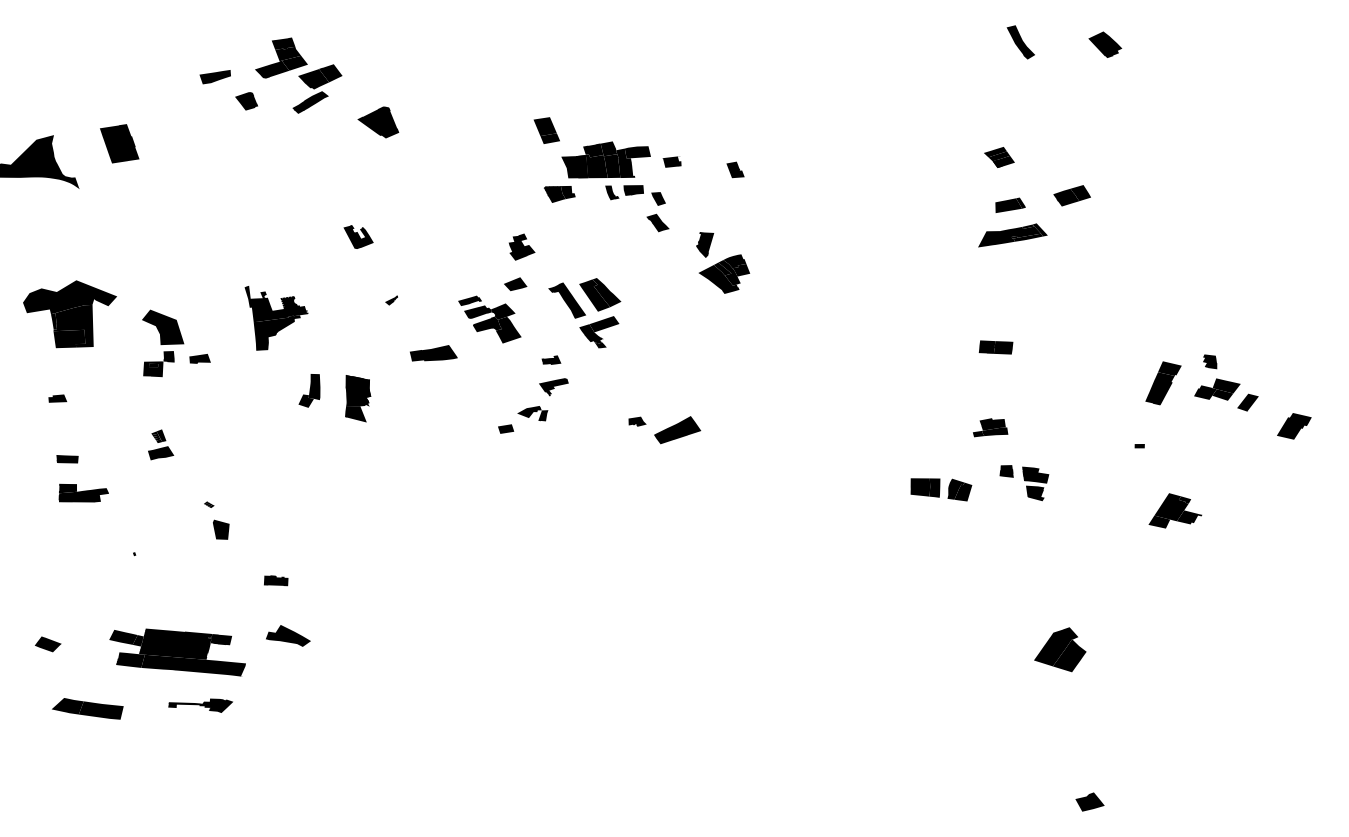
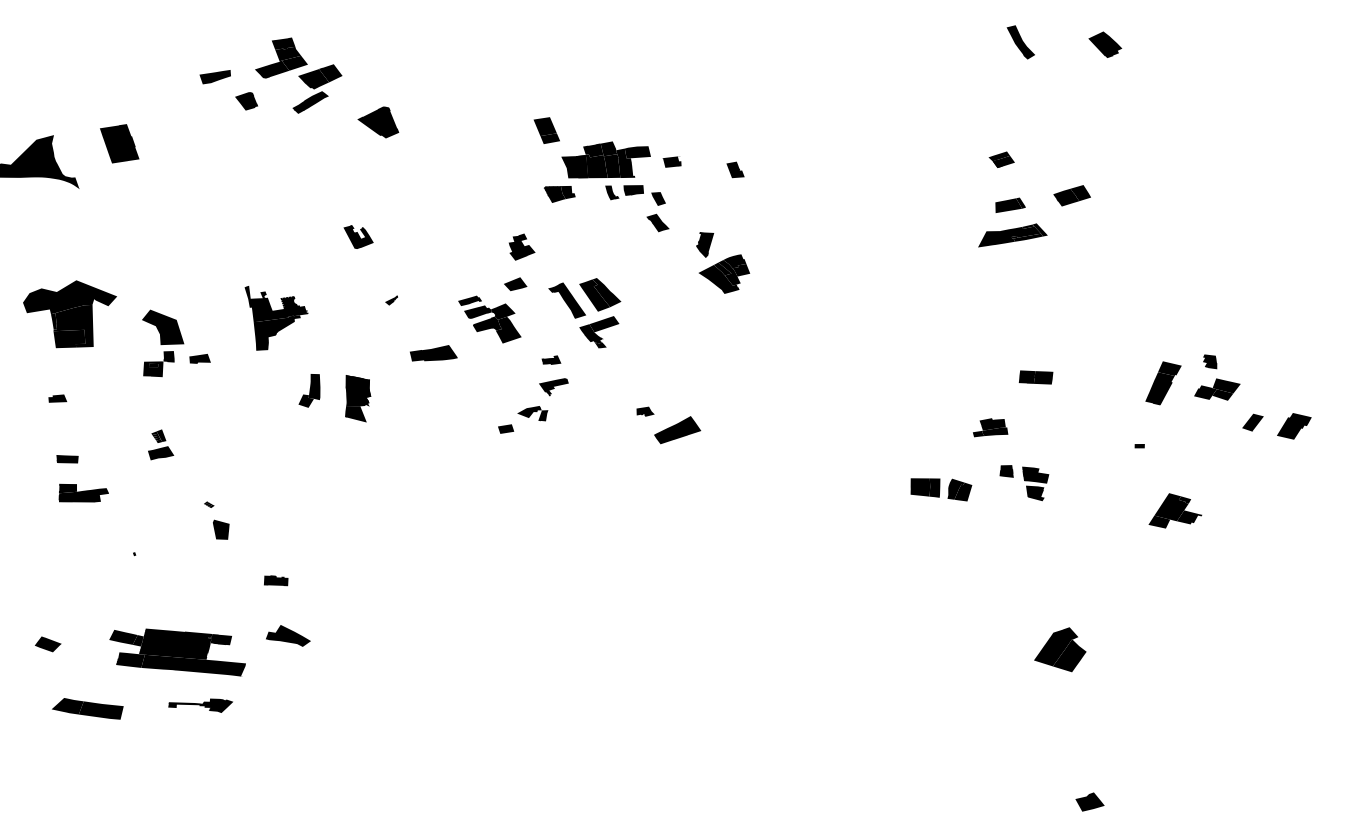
fill: present -> none (995, 151)
part position: (995, 347) -> (1035, 377) (1035, 377)
part position: (1247, 402) -> (1252, 422) (1252, 422)
part position: (637, 421) -> (645, 411) (645, 411)
